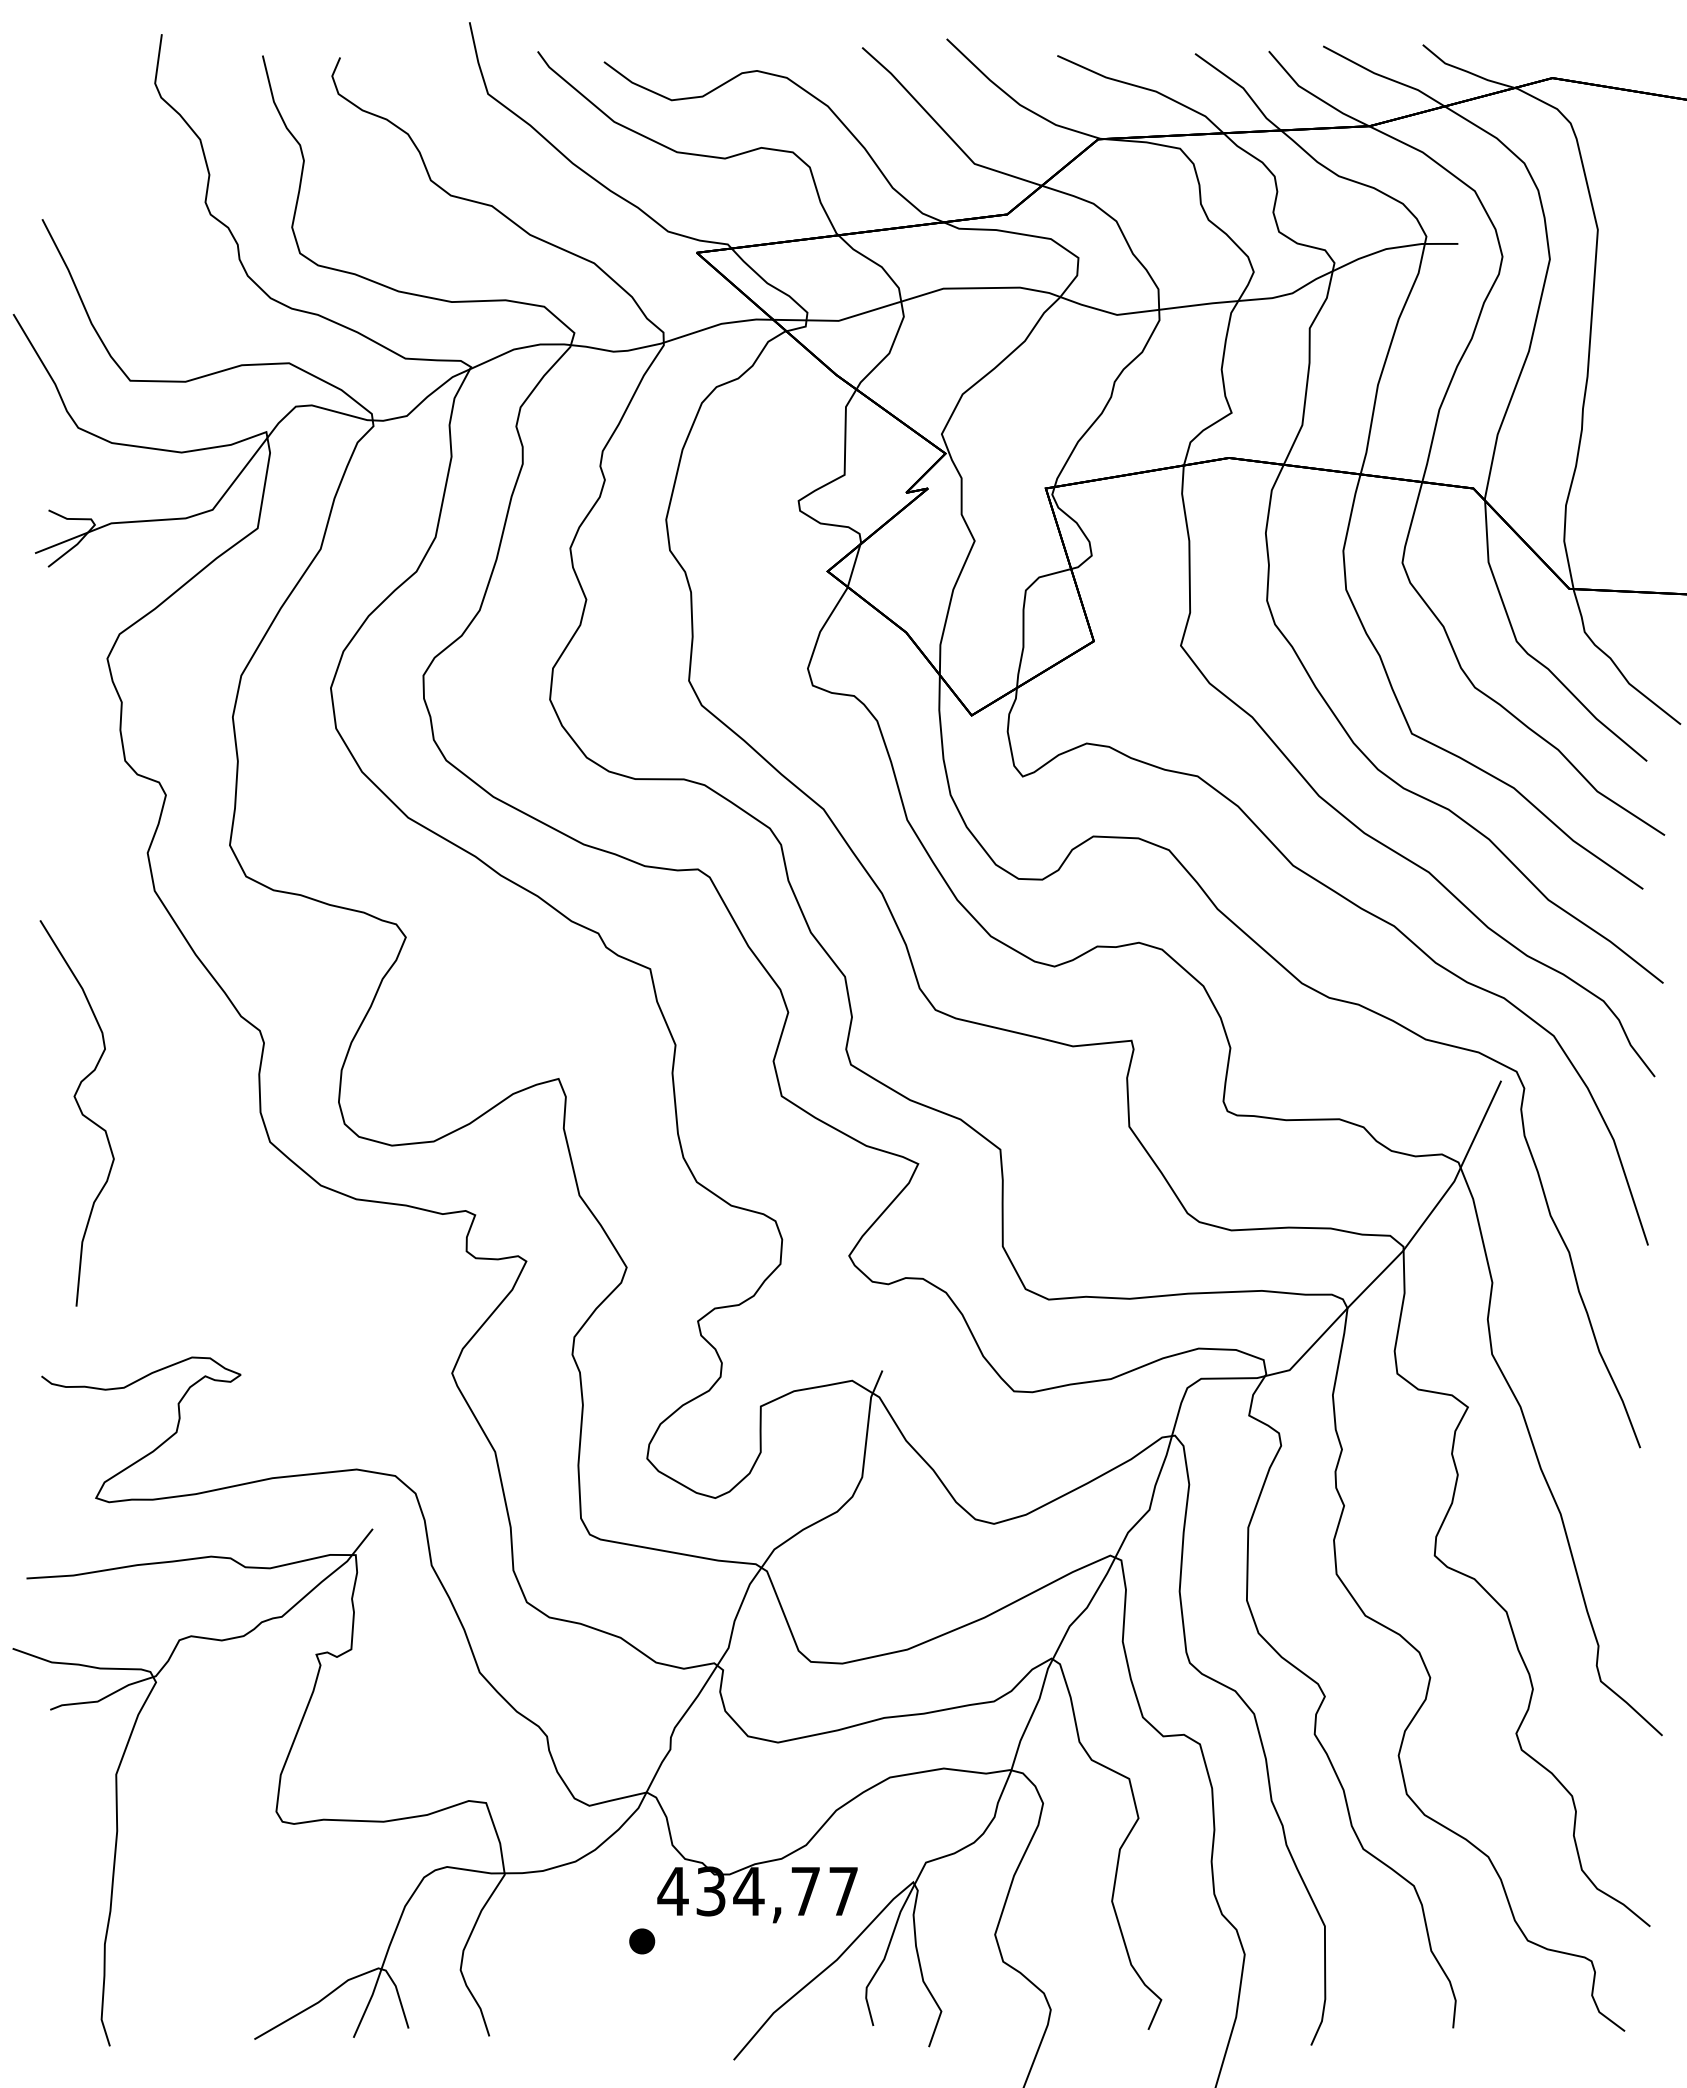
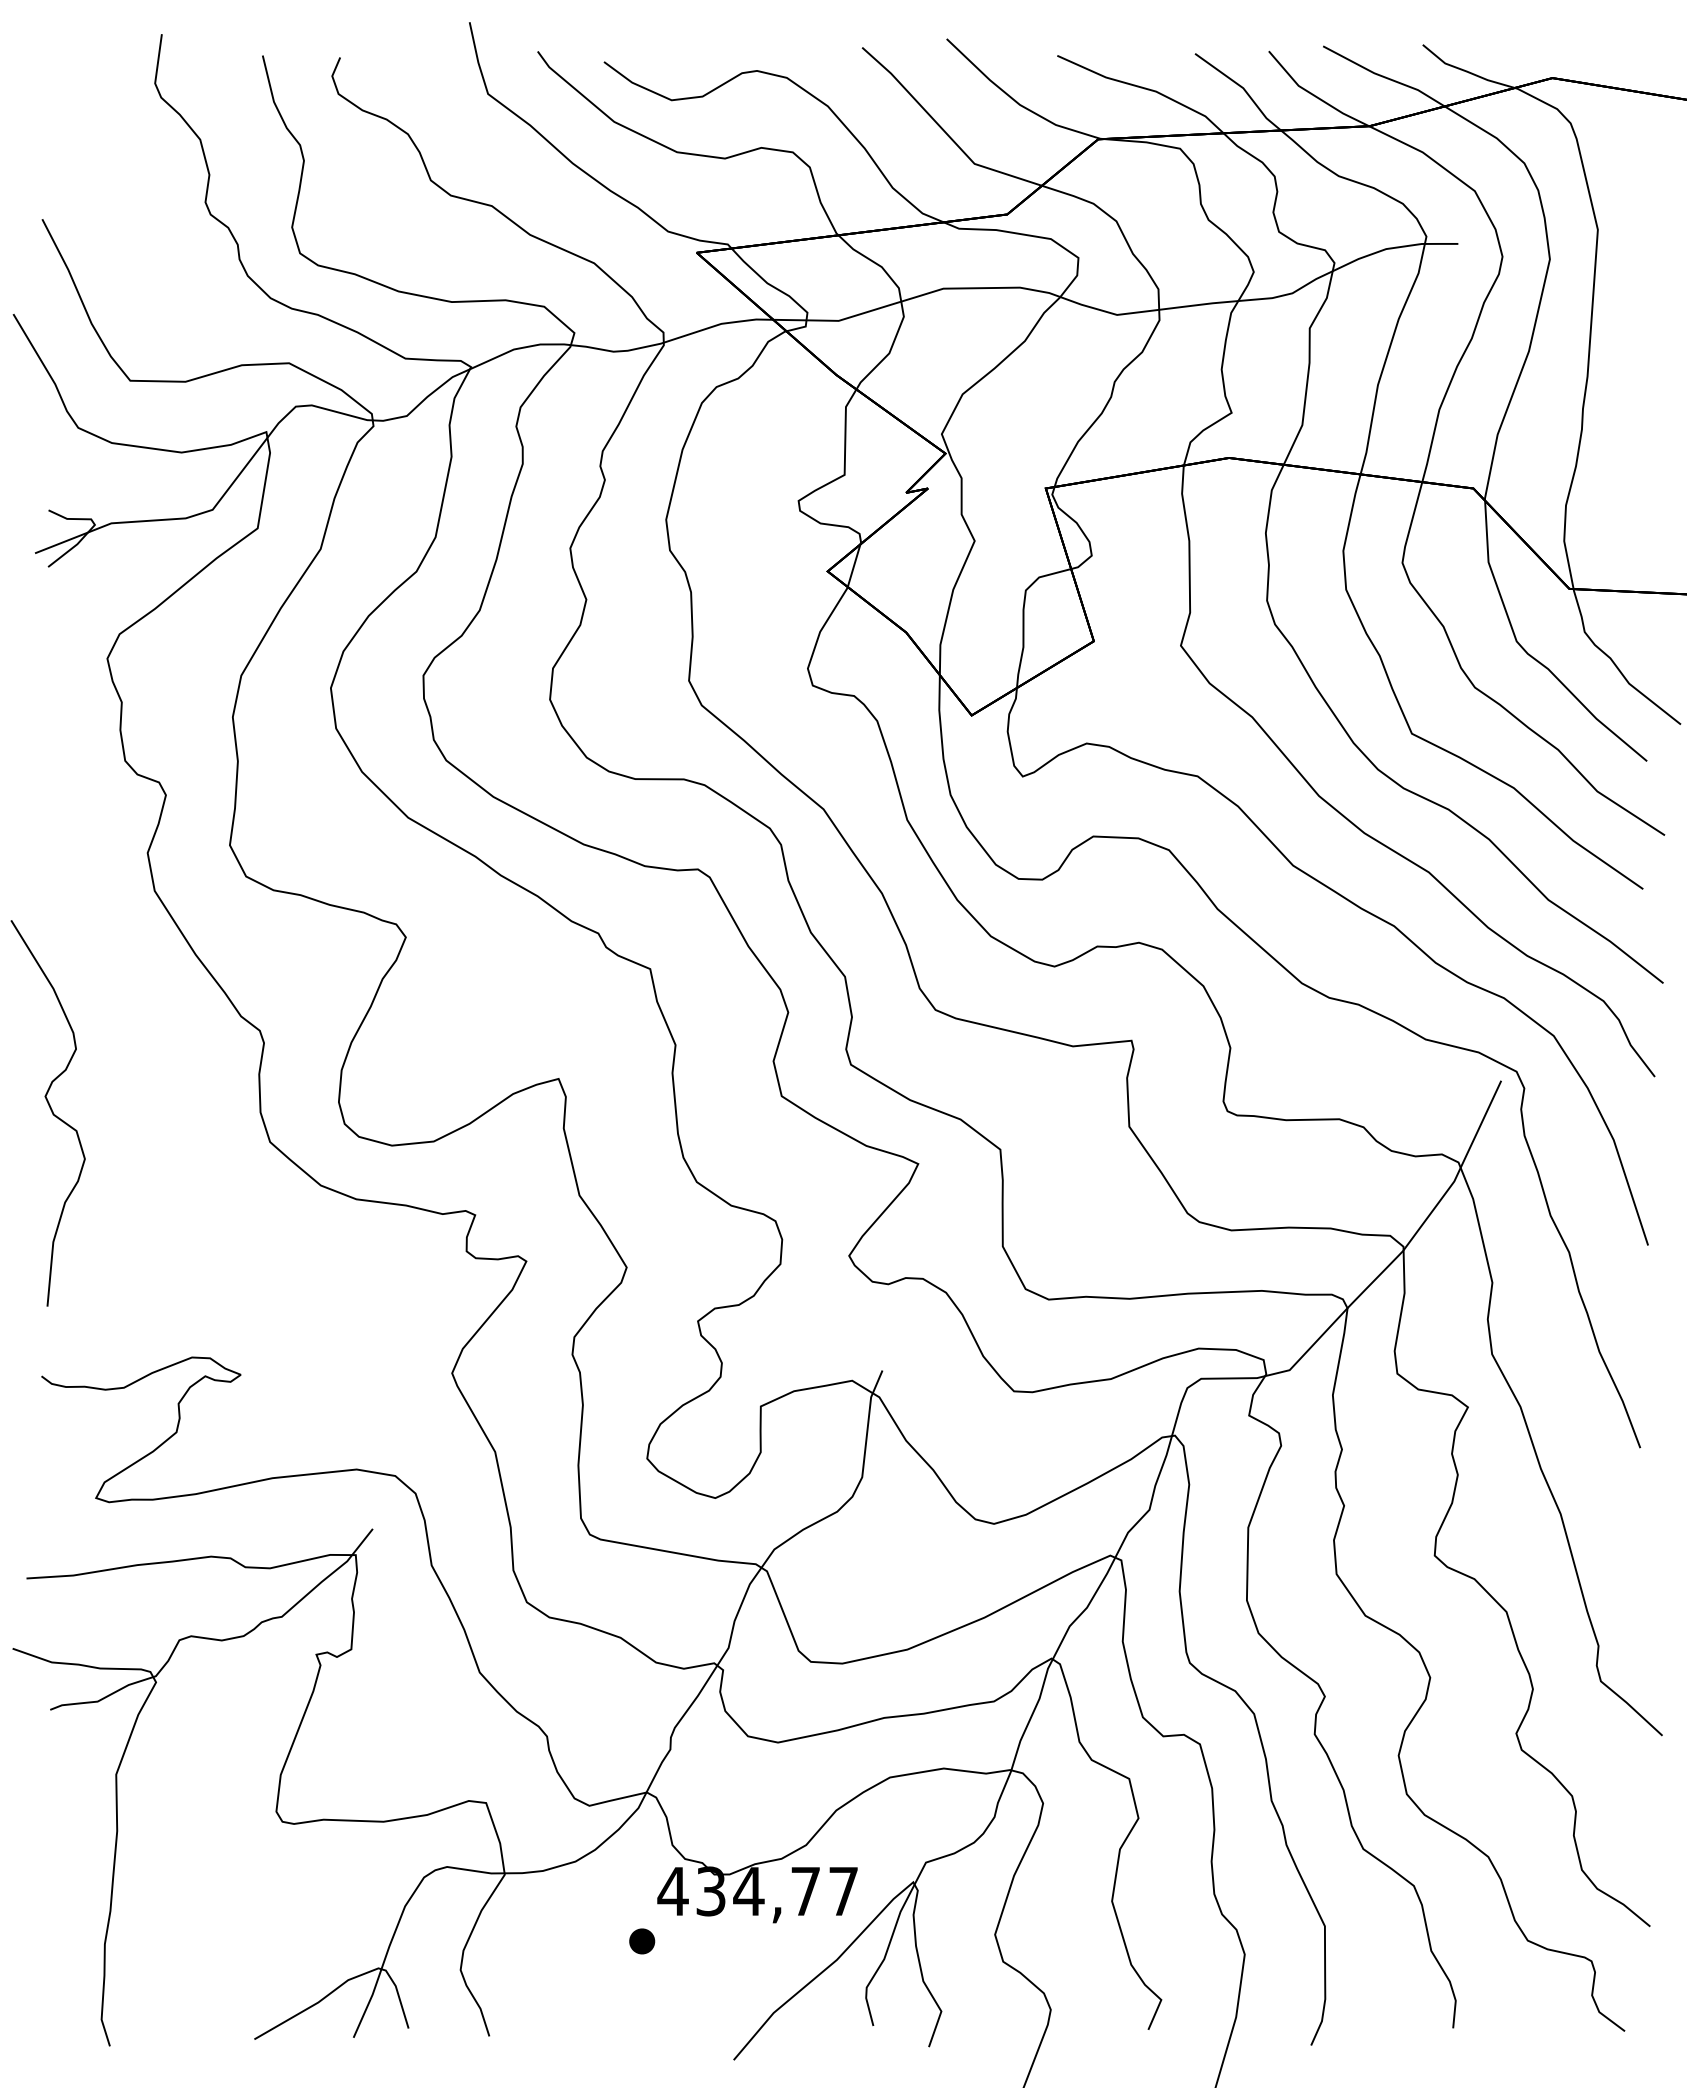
curve position: (80, 1112) -> (51, 1112) (51, 1112)
